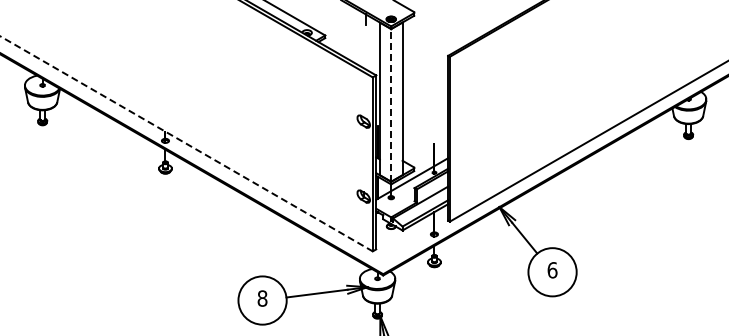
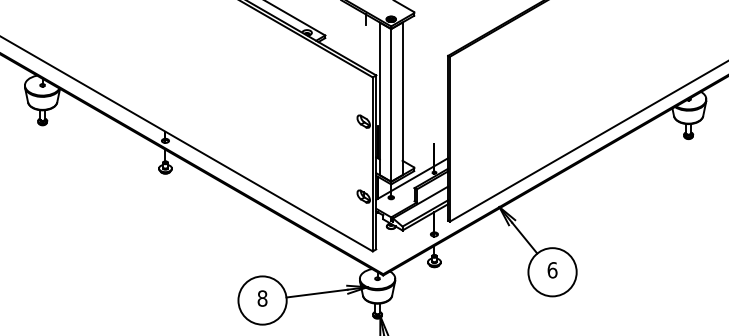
line: dashed -> solid (391, 104)
line: dashed -> solid (186, 143)
